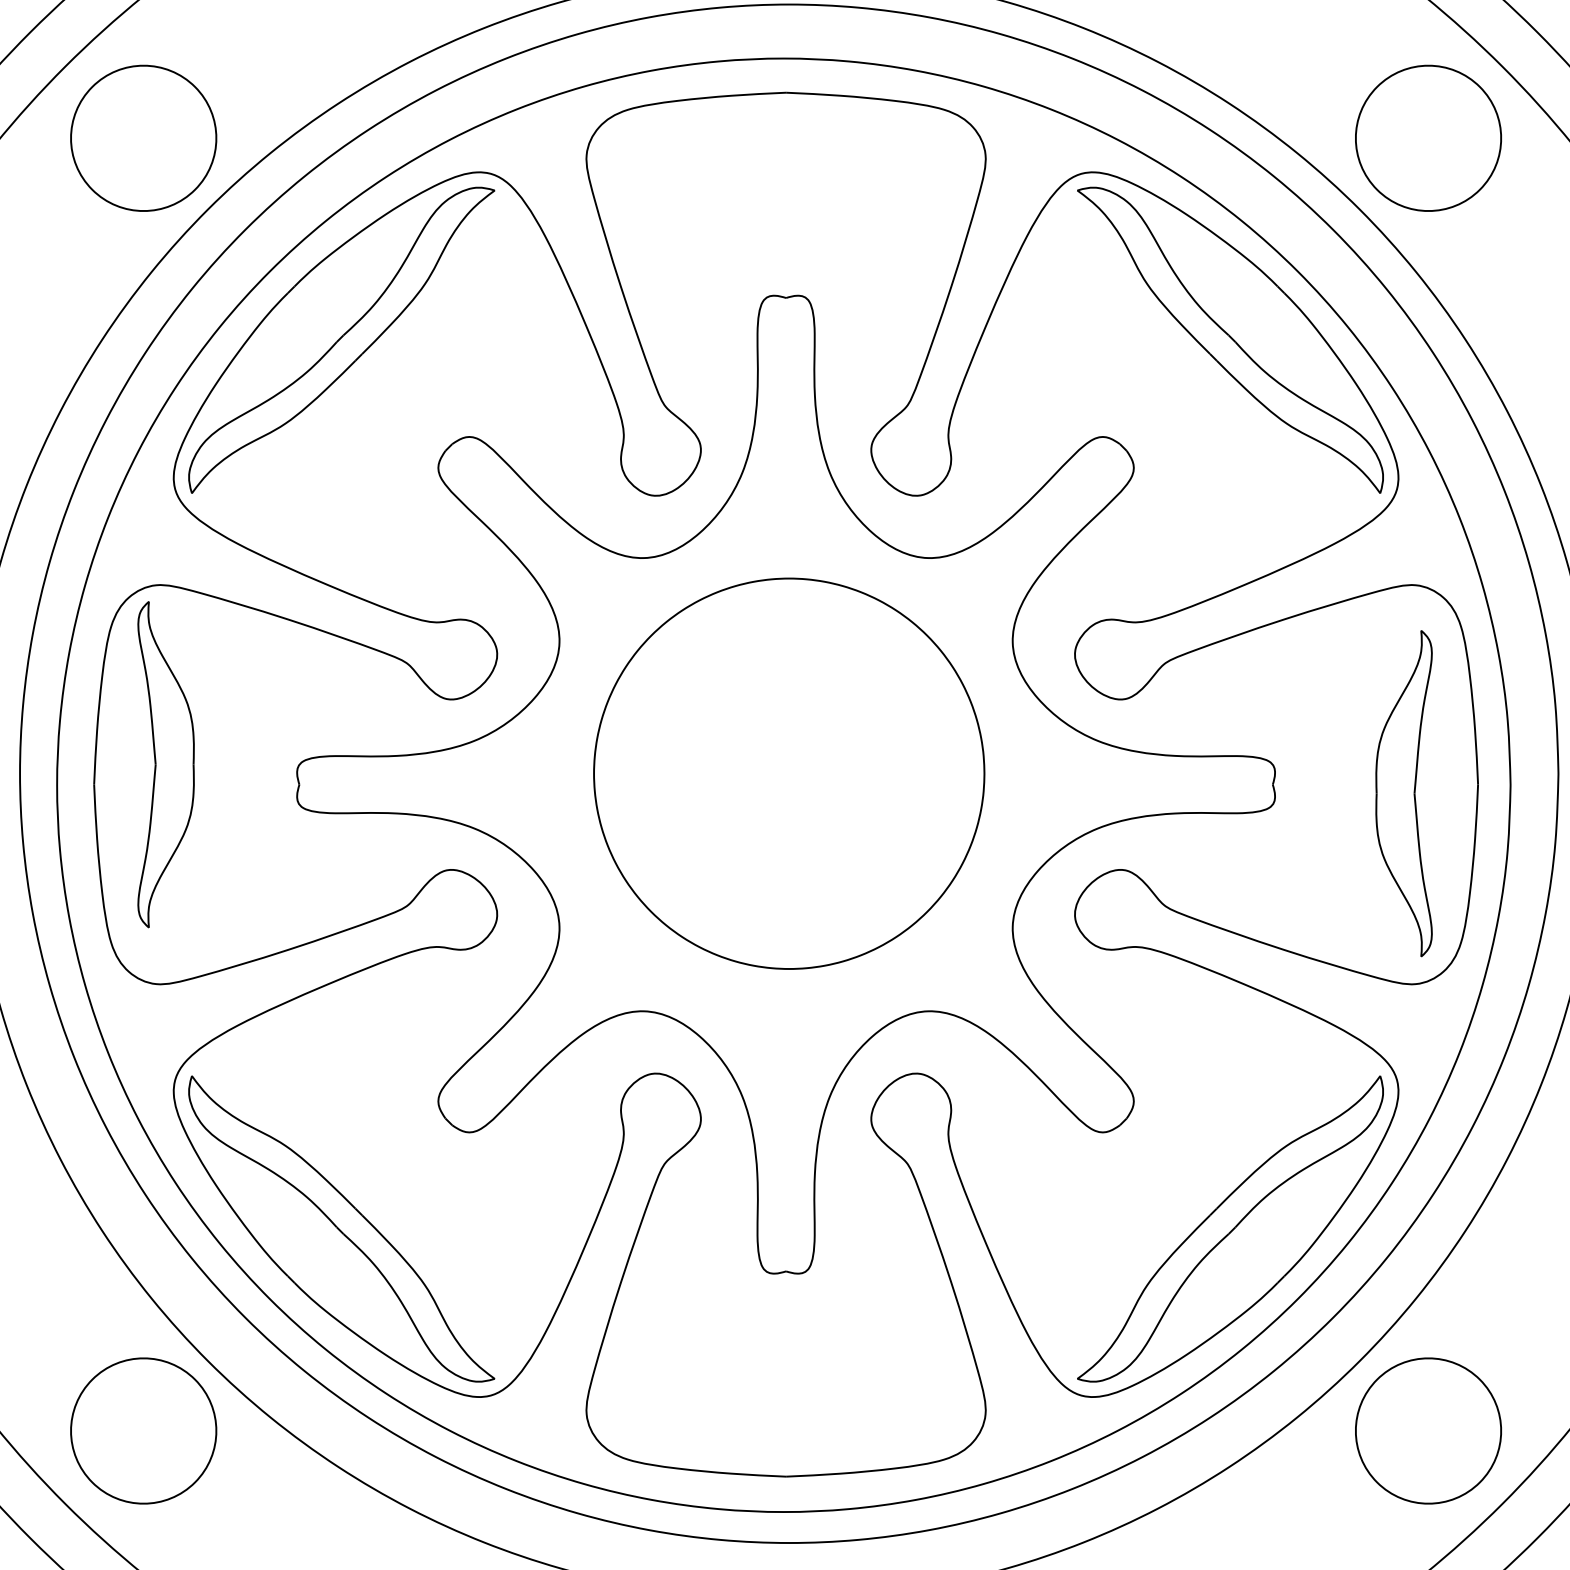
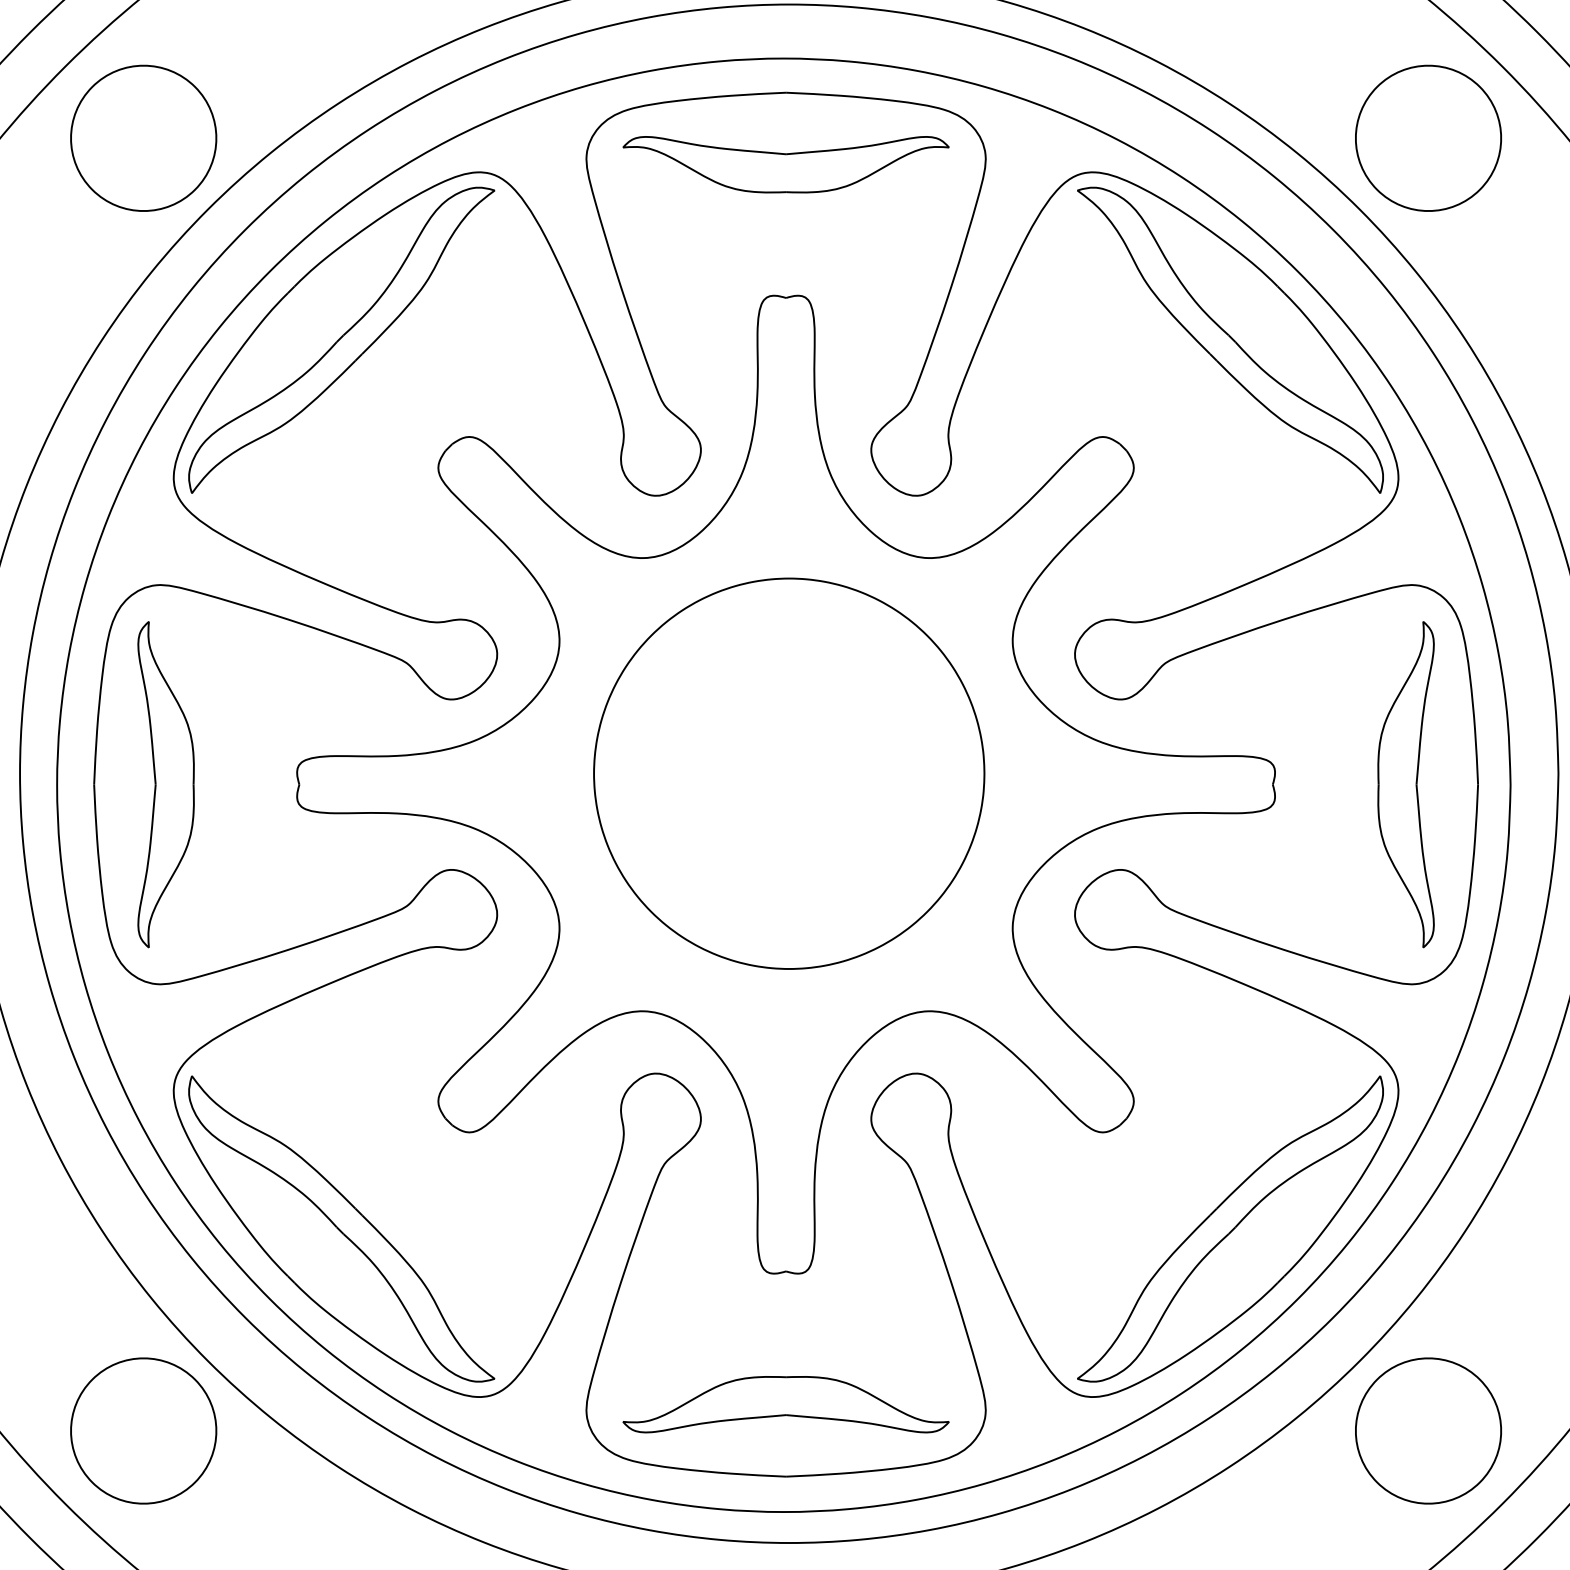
part: none -> present (785, 164)
part position: (165, 764) -> (165, 784) (165, 784)
part position: (1403, 793) -> (1405, 784) (1405, 784)
part: none -> present (785, 1404)
